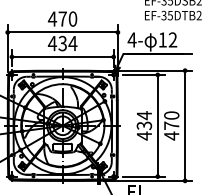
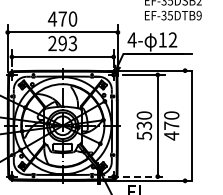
text: EF-35DTB2 -> EF-35DTB9 (198, 15)
text: 434 -> 293 (62, 43)
text: 434 -> 530 (144, 125)
line position: (185, 125) -> (192, 125) (192, 125)
line: solid -> dashed (143, 176)
